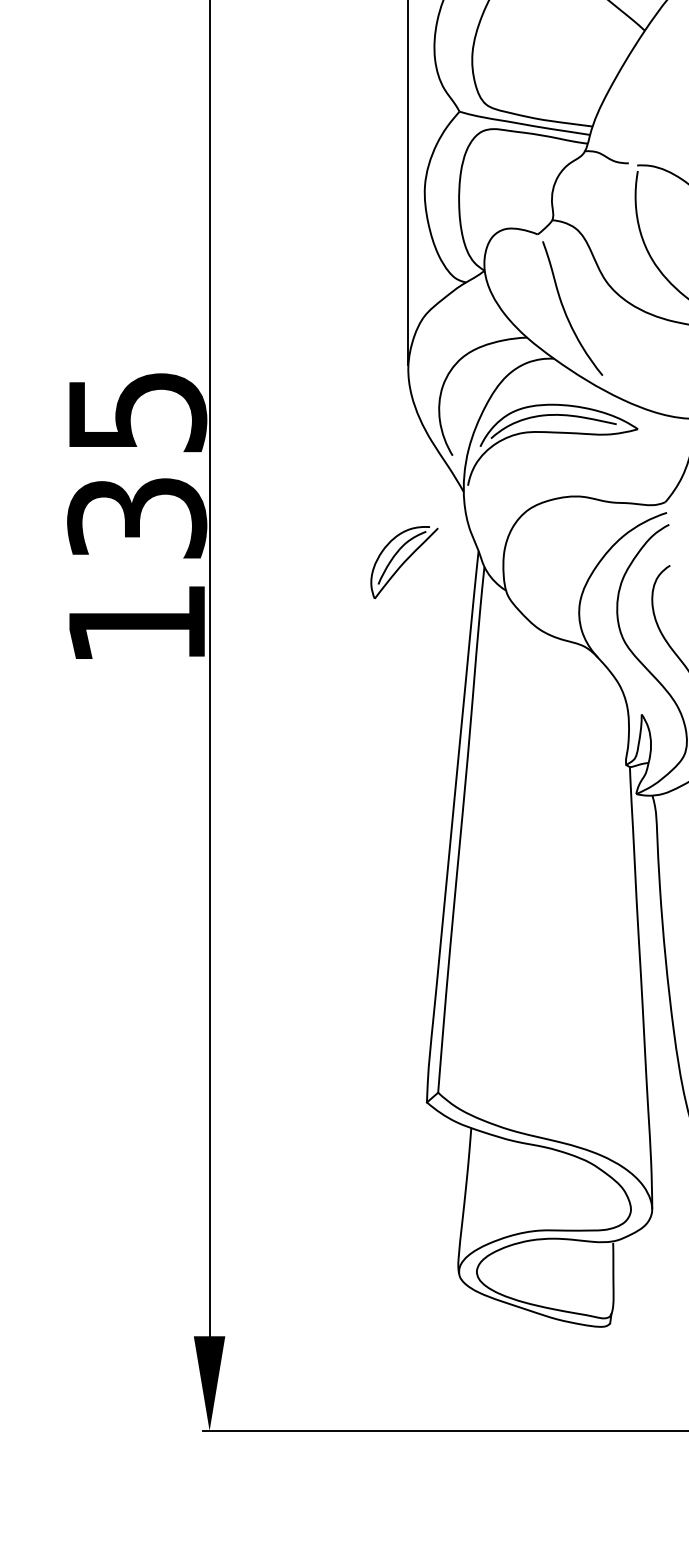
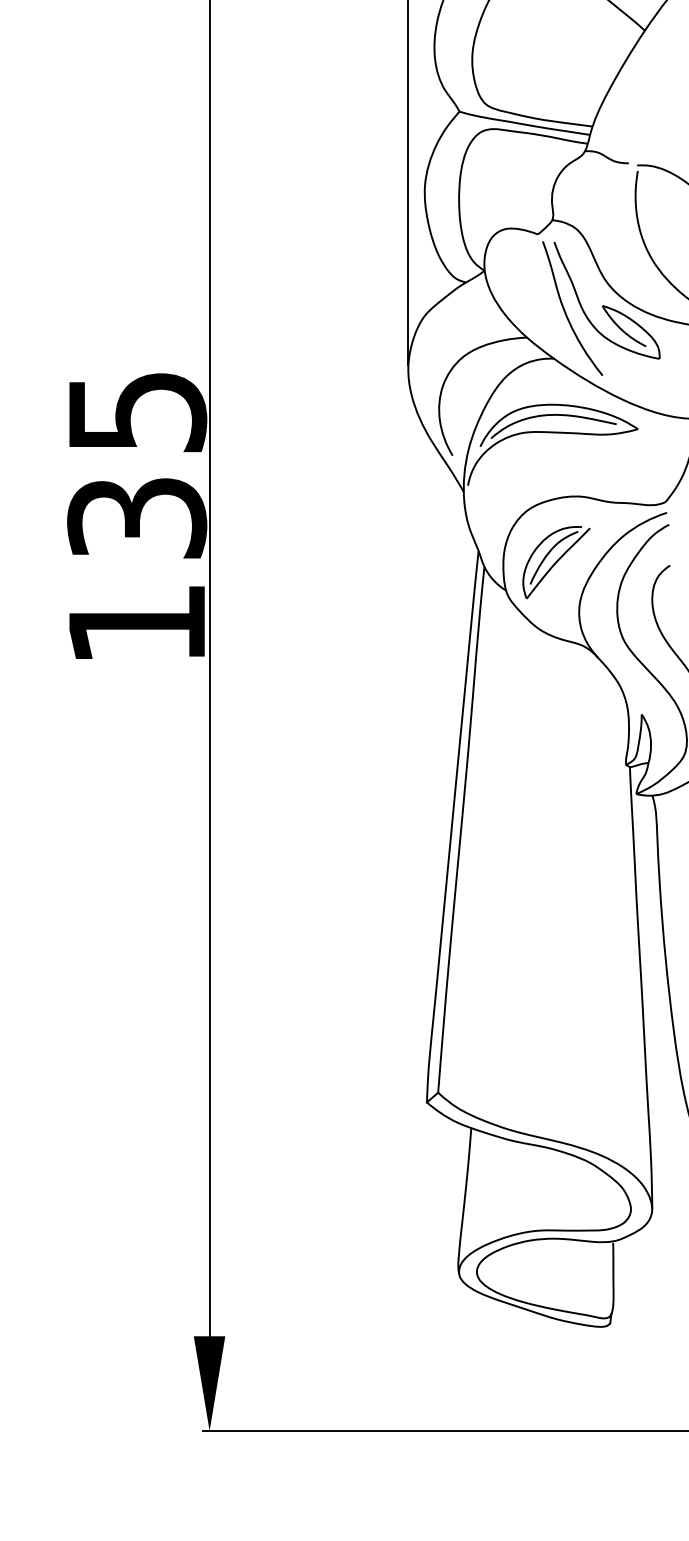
part: none -> present (606, 300)
part position: (404, 562) -> (556, 562) (556, 562)
